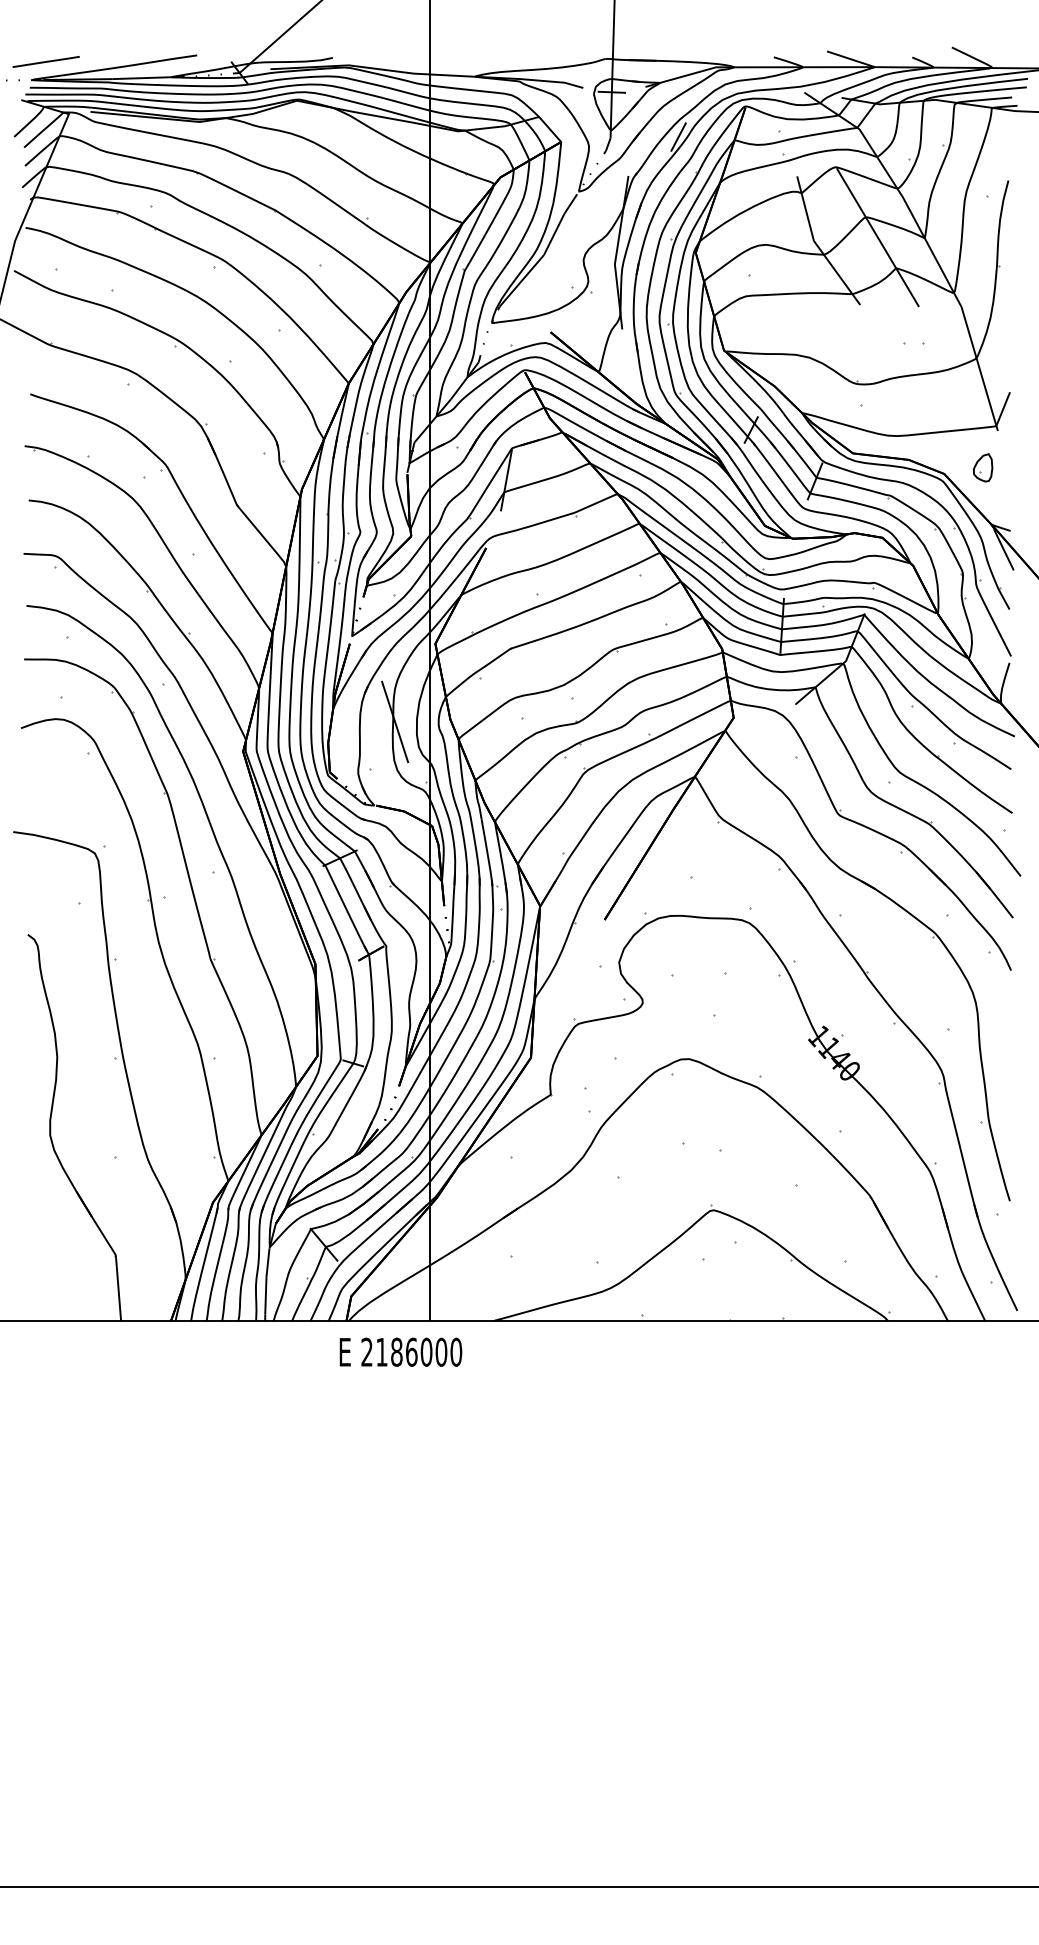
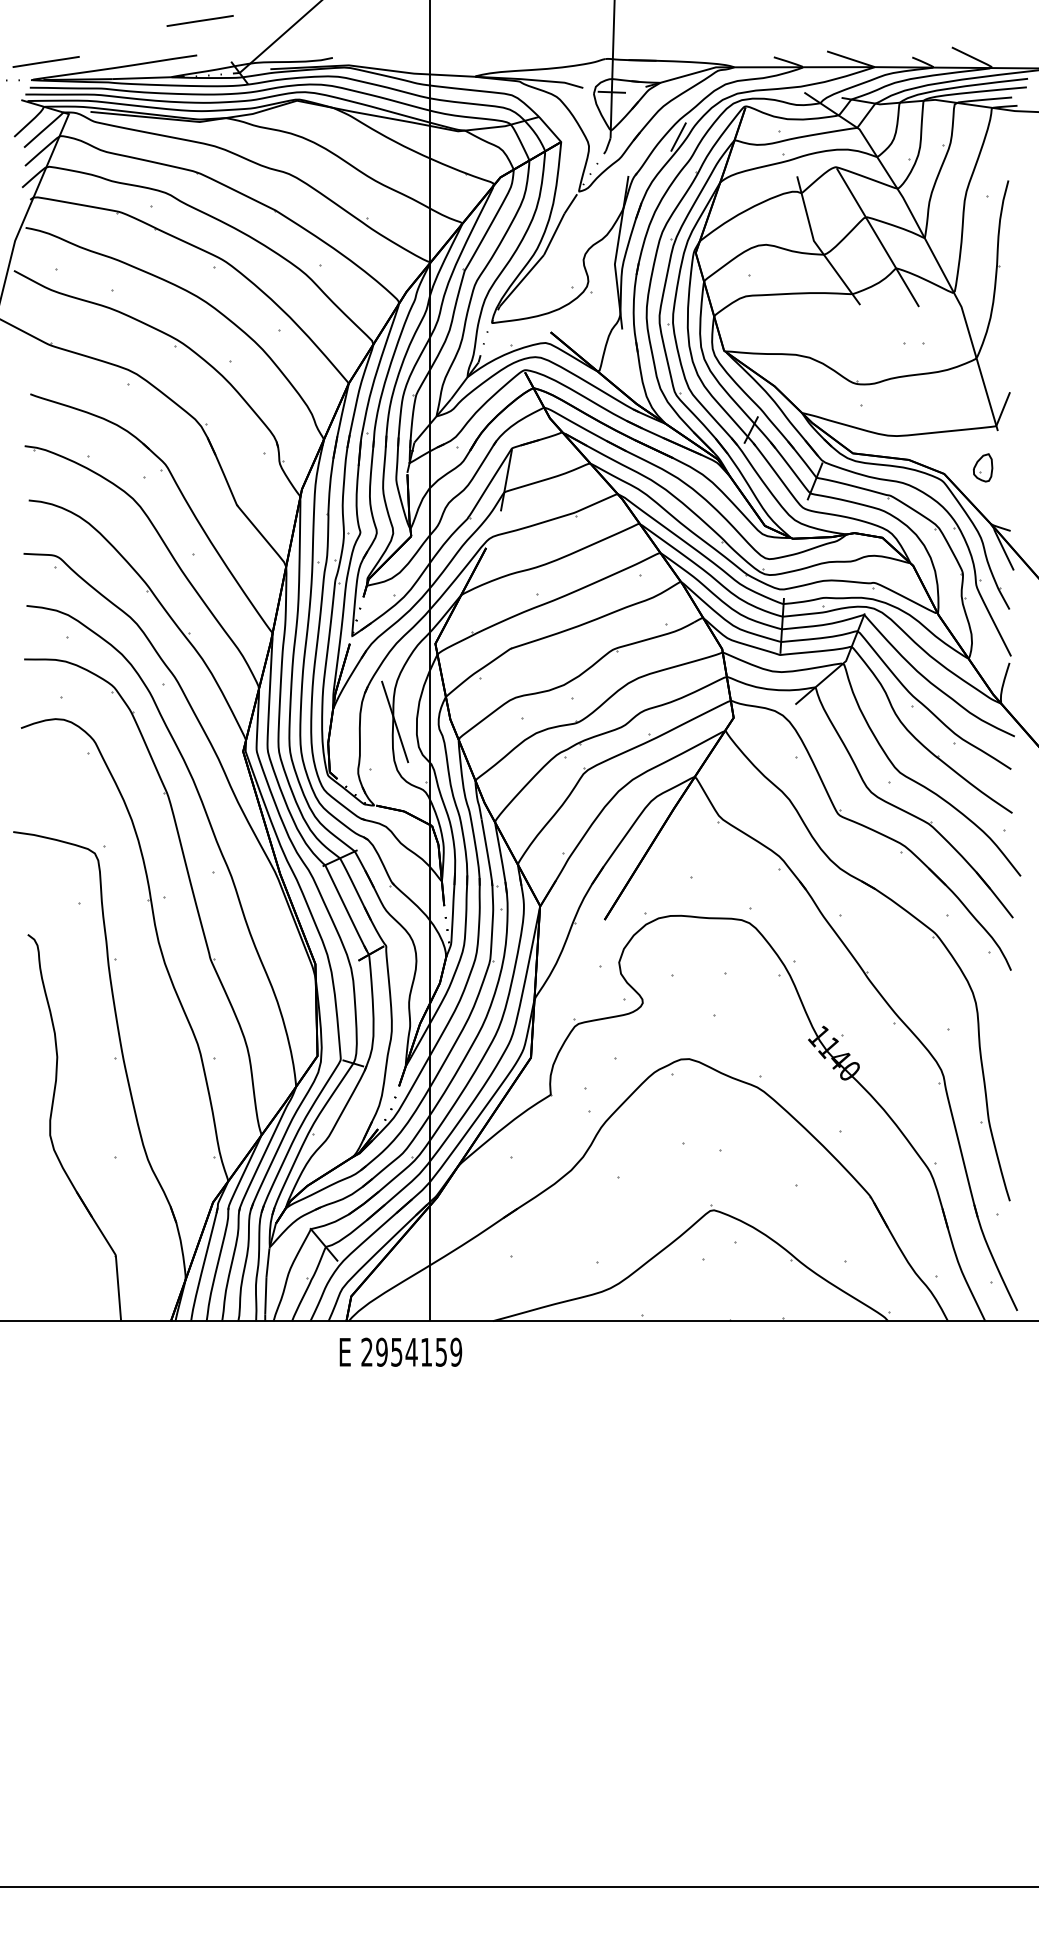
line: none -> present (199, 20)
text: 2186000 -> 2954159 (419, 1351)
